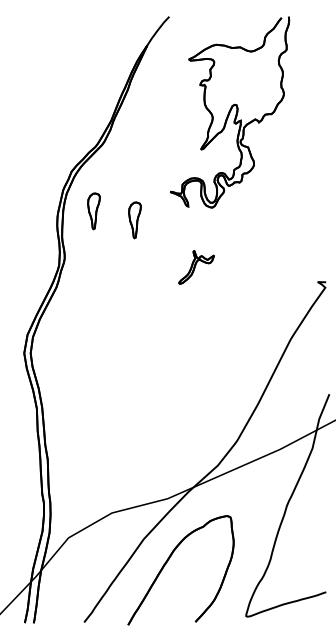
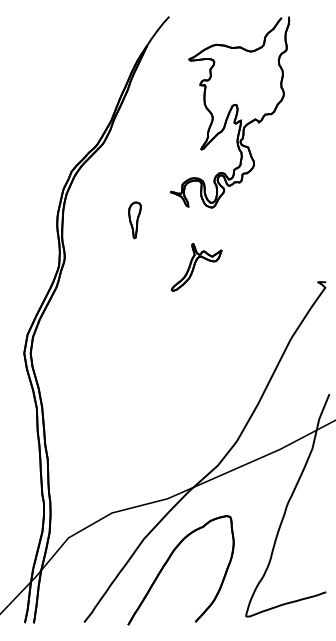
part: present -> none (93, 211)
part size: 37x35 px -> 53x49 px (196, 267)
